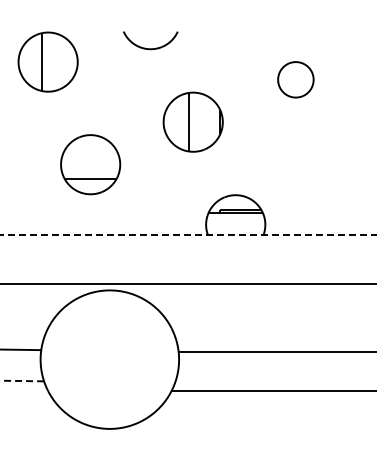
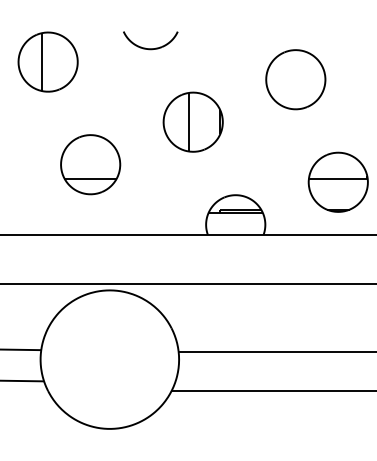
part size: 38x38 px -> 62x62 px (295, 79)
part: none -> present (337, 181)
line: dashed -> solid (188, 234)
line: dashed -> solid (22, 381)
